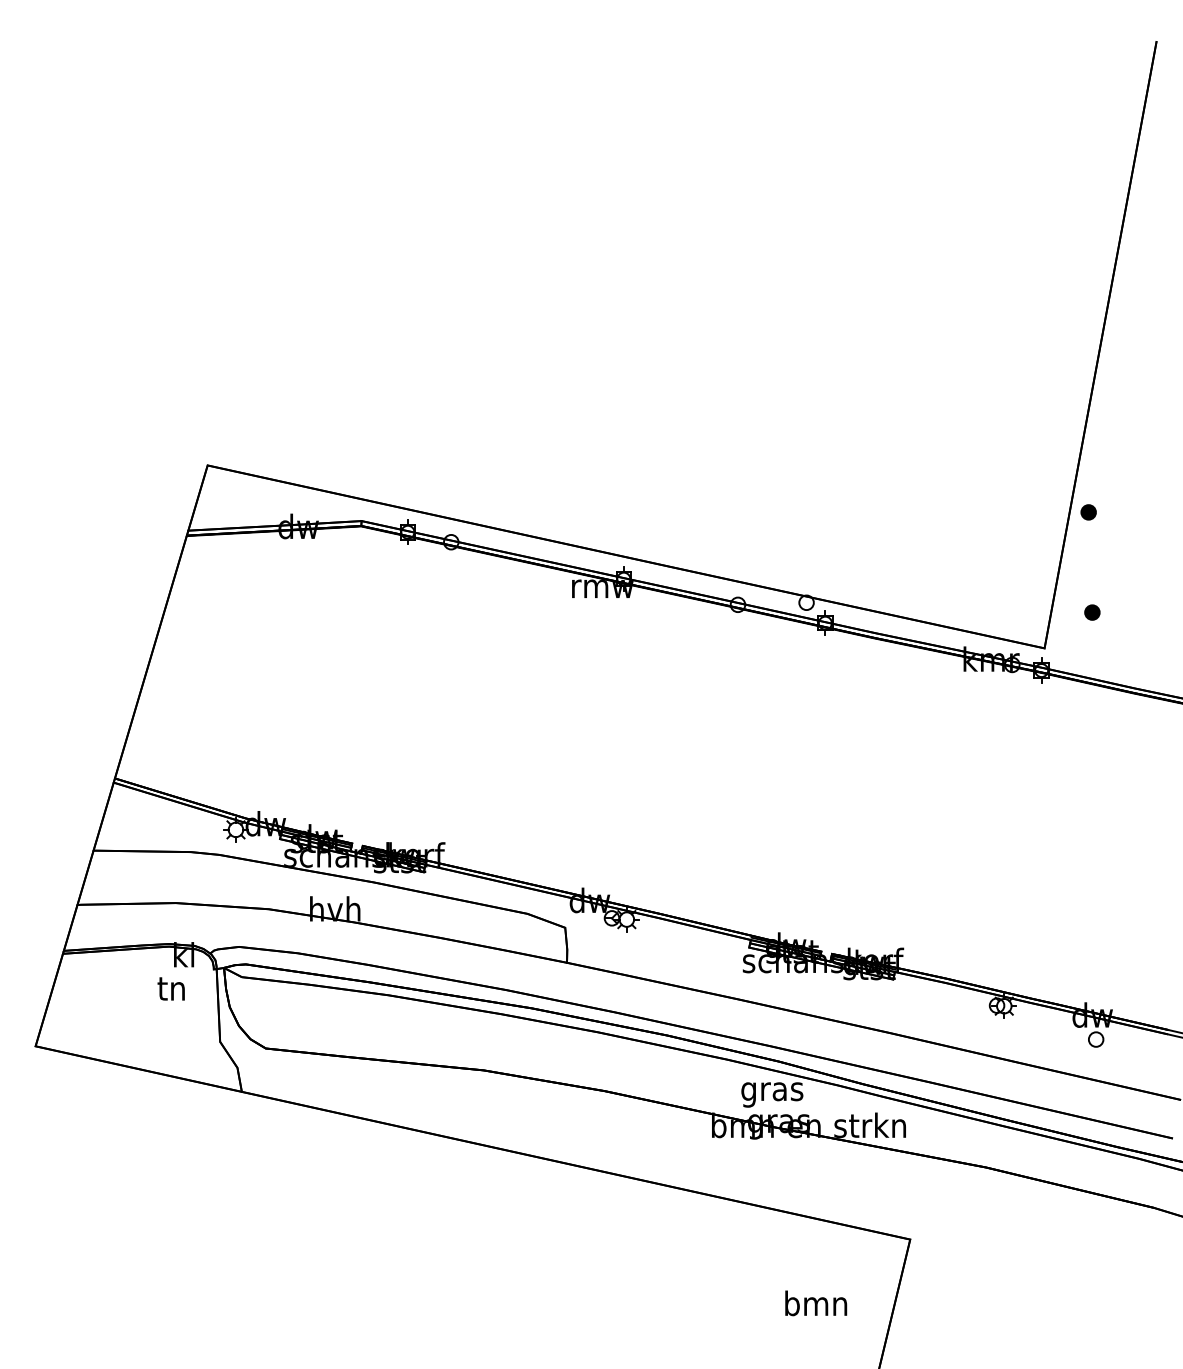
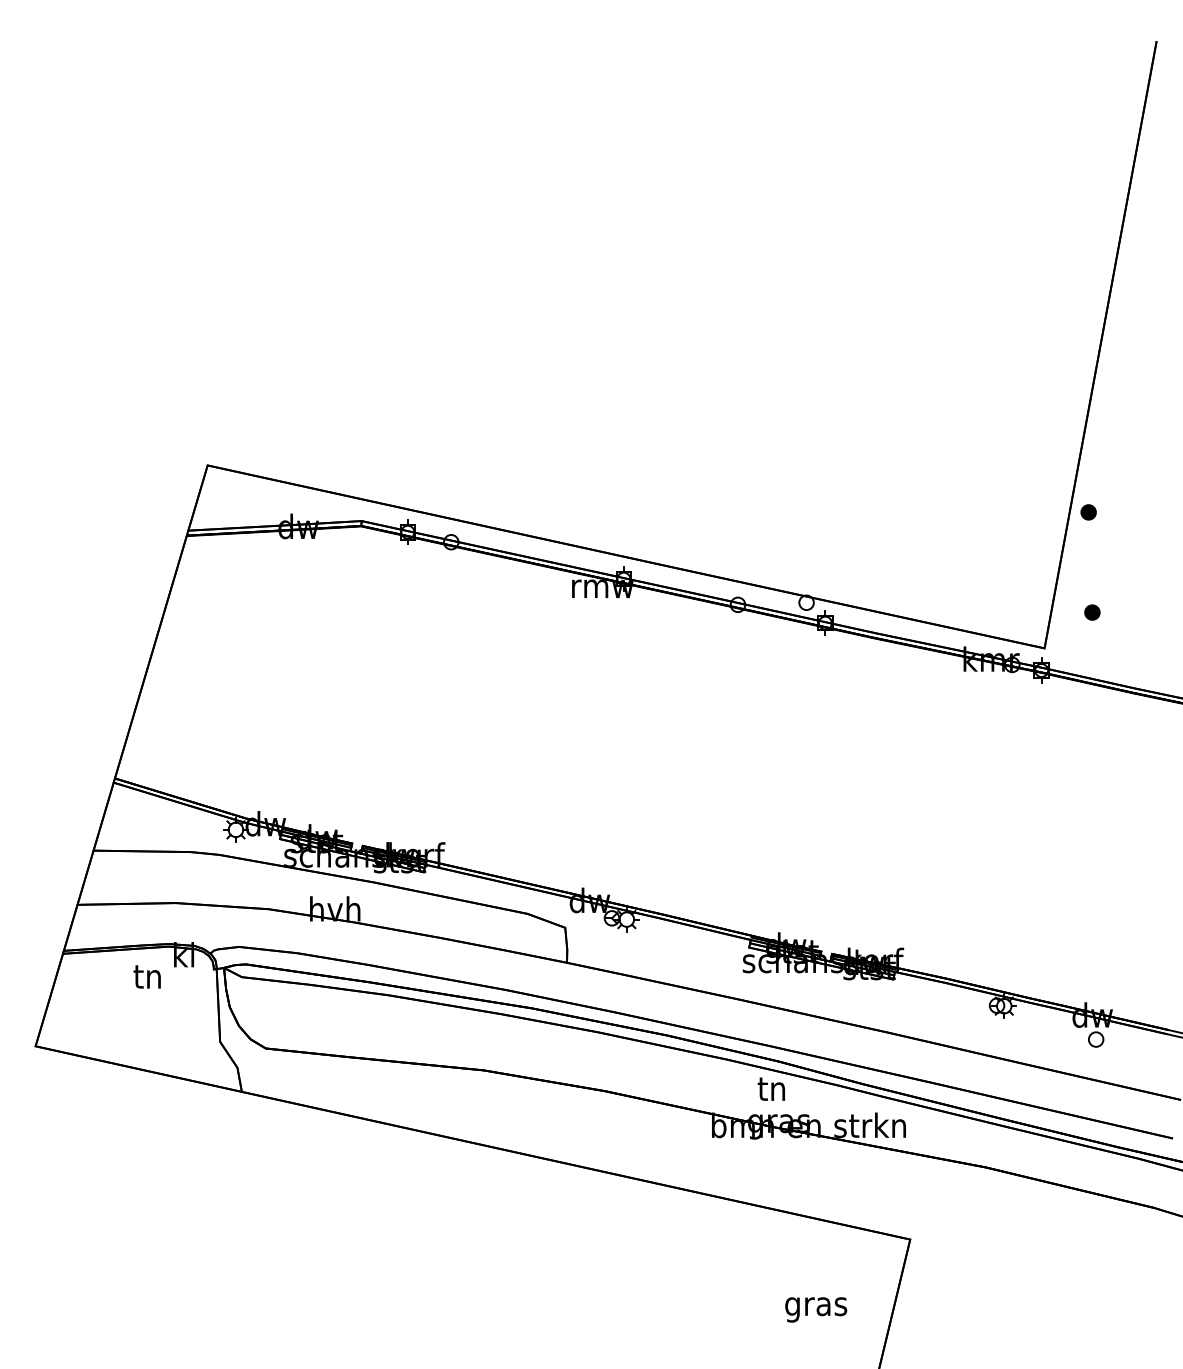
text position: (170, 988) -> (146, 976) (146, 976)
text: gras -> tn (772, 1092)
text: bmn -> gras (816, 1306)
